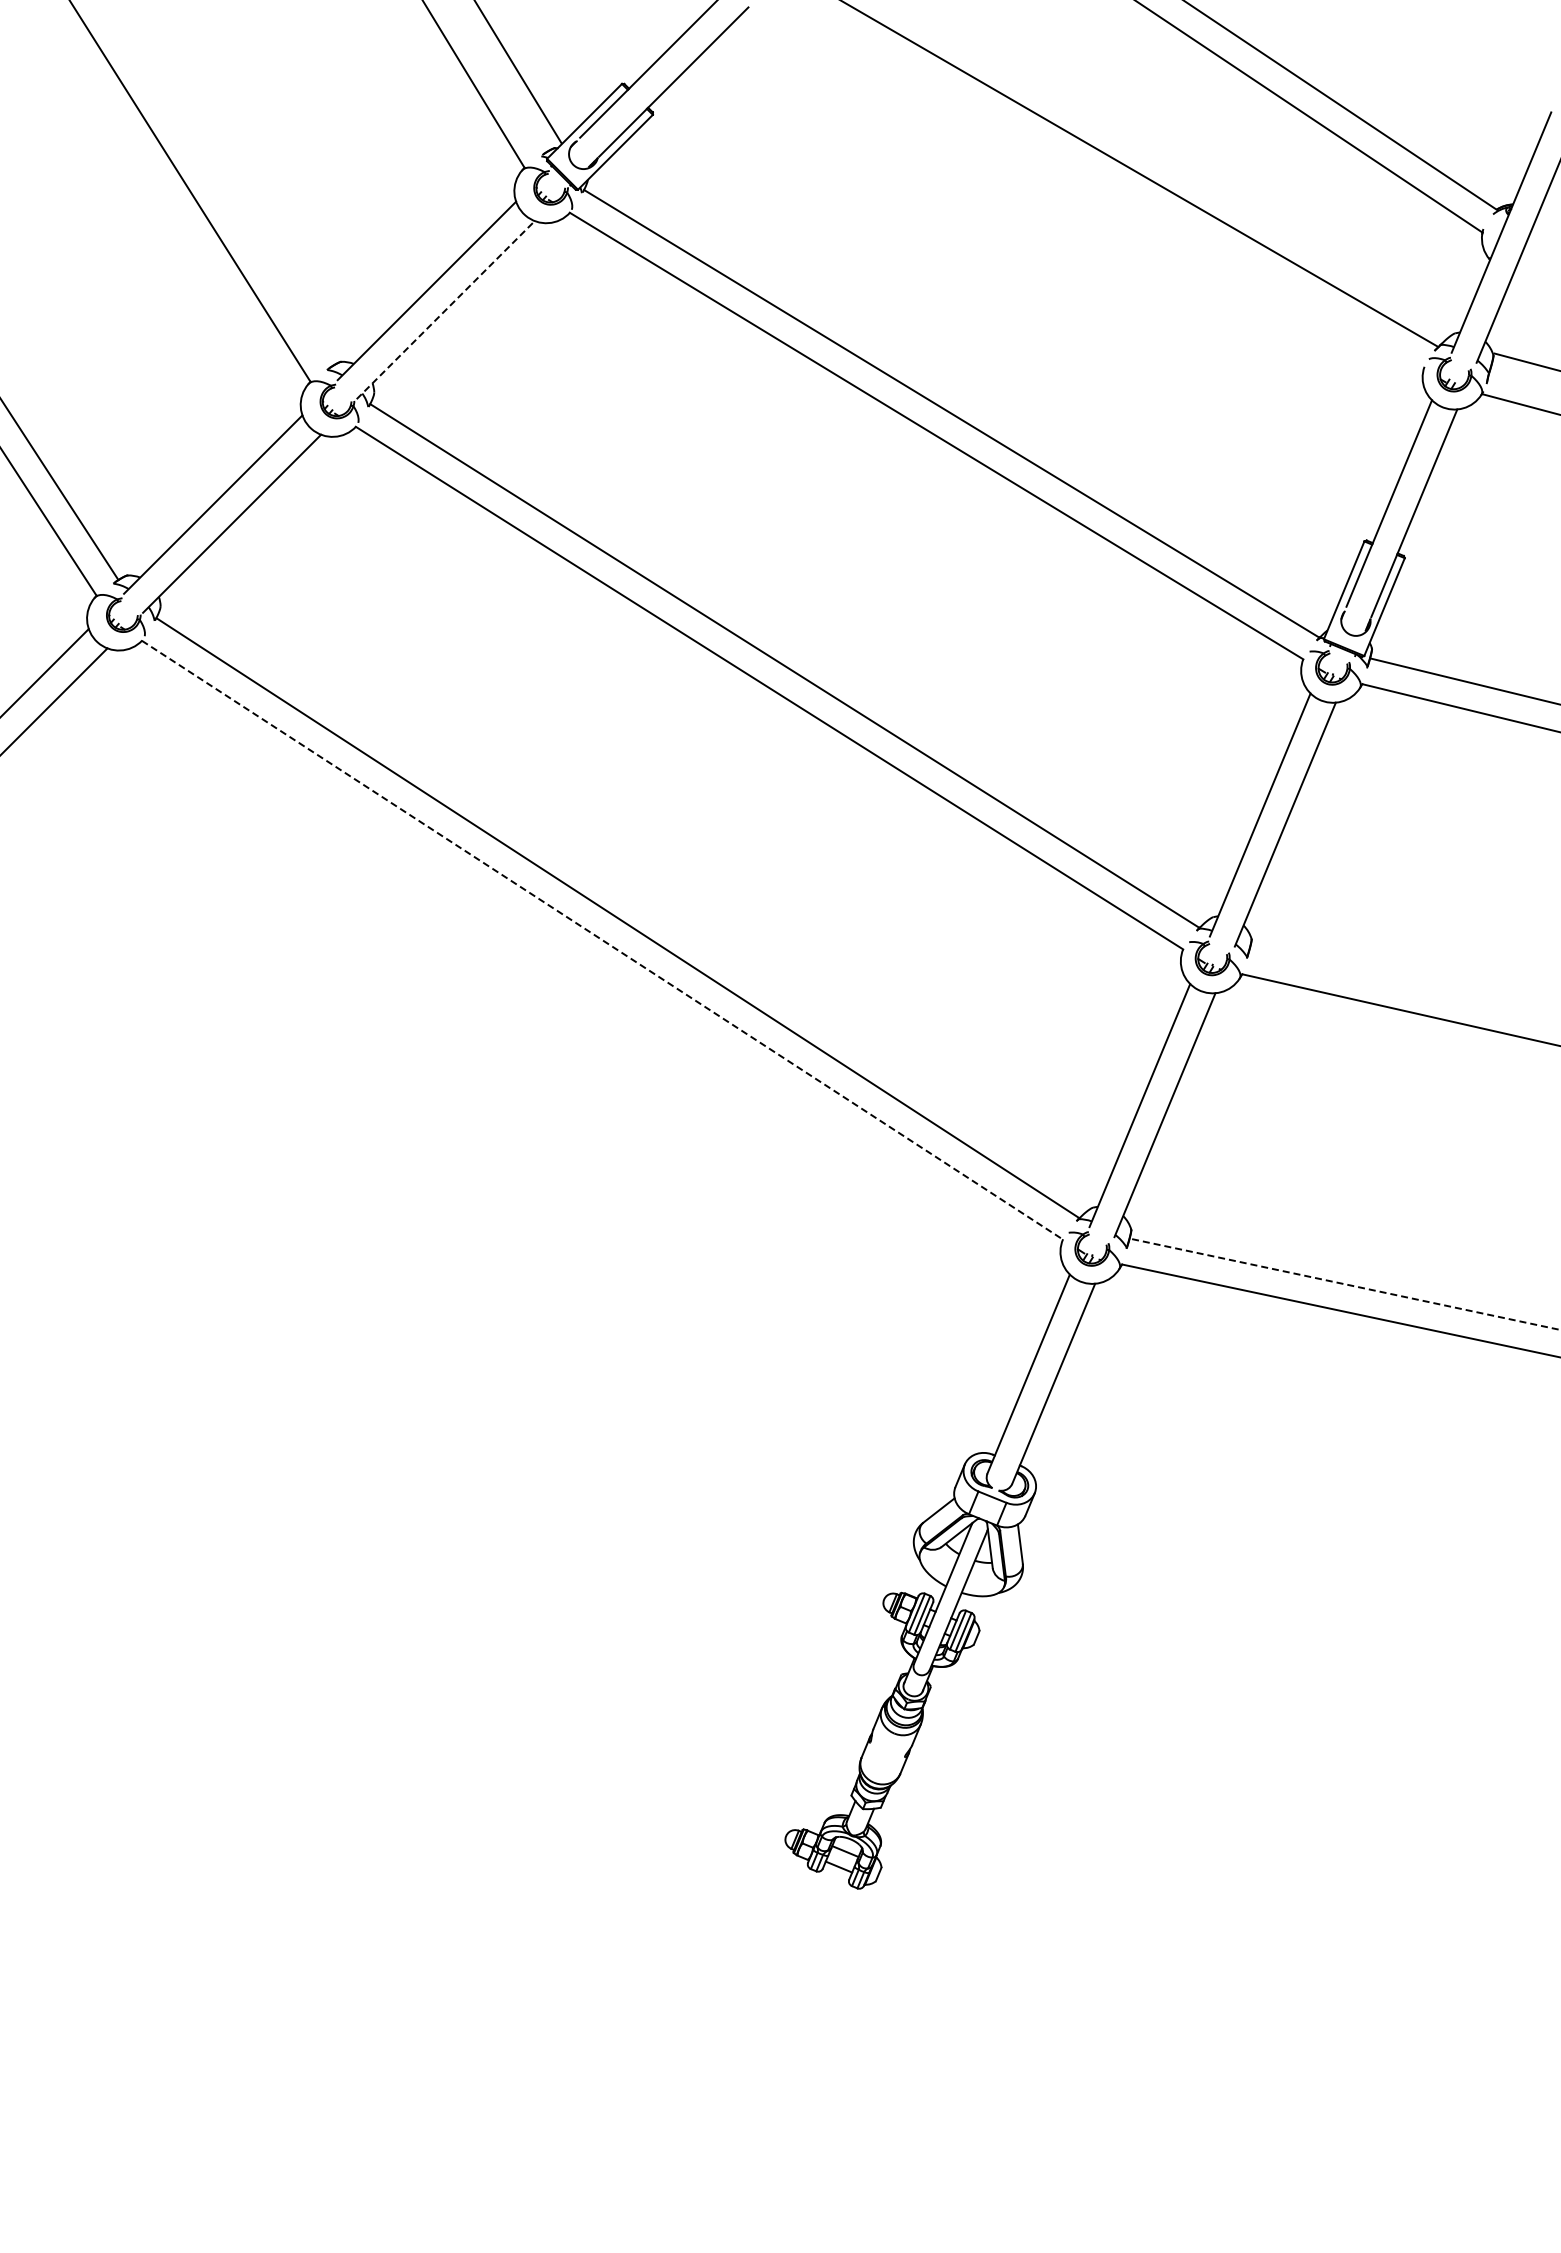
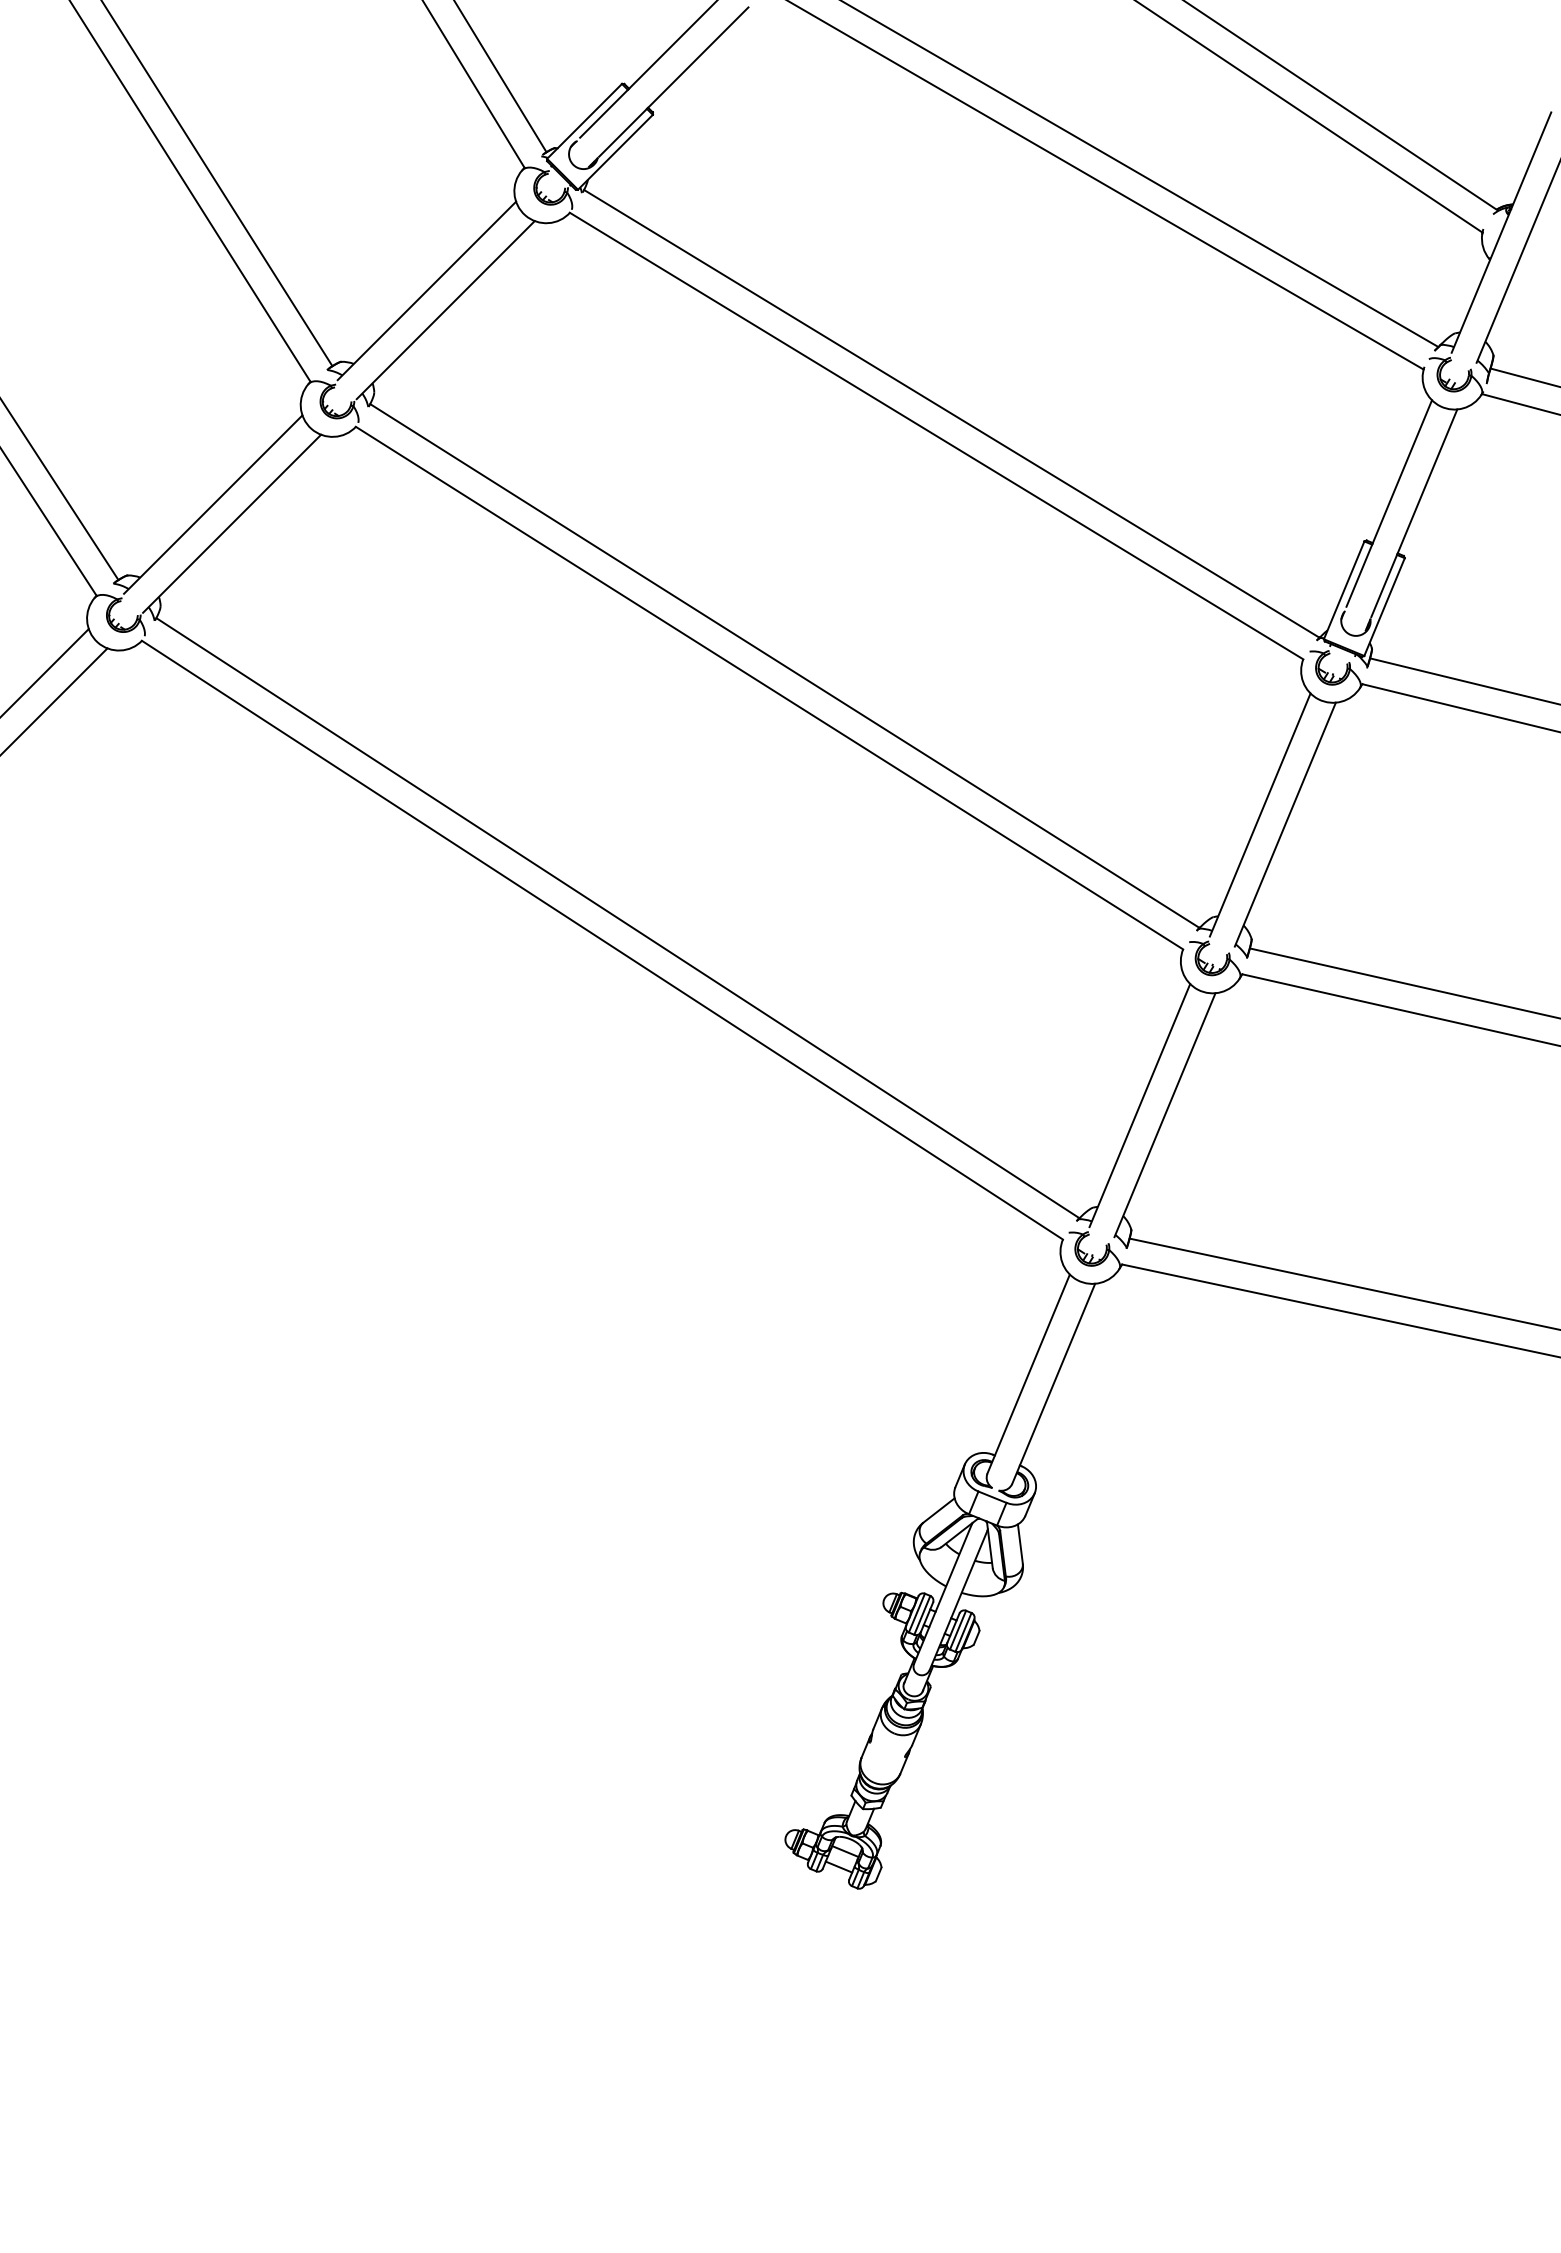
line position: (518, 72) -> (500, 77) (500, 77)
line: none -> present (217, 184)
line: none -> present (1106, 185)
line: dashed -> solid (445, 310)
line position: (1525, 361) -> (1523, 377) (1523, 377)
line: dashed -> solid (602, 940)
line: none -> present (1403, 982)
line: dashed -> solid (1344, 1284)
